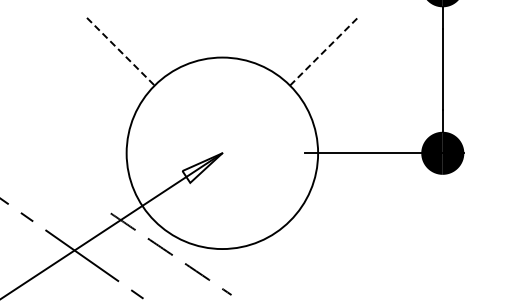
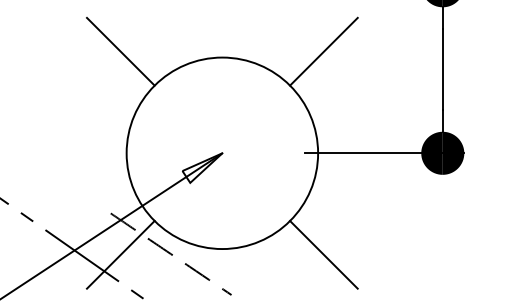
line: dashed -> solid (120, 51)
line: dashed -> solid (323, 51)
line: none -> present (120, 254)
line: none -> present (323, 254)
